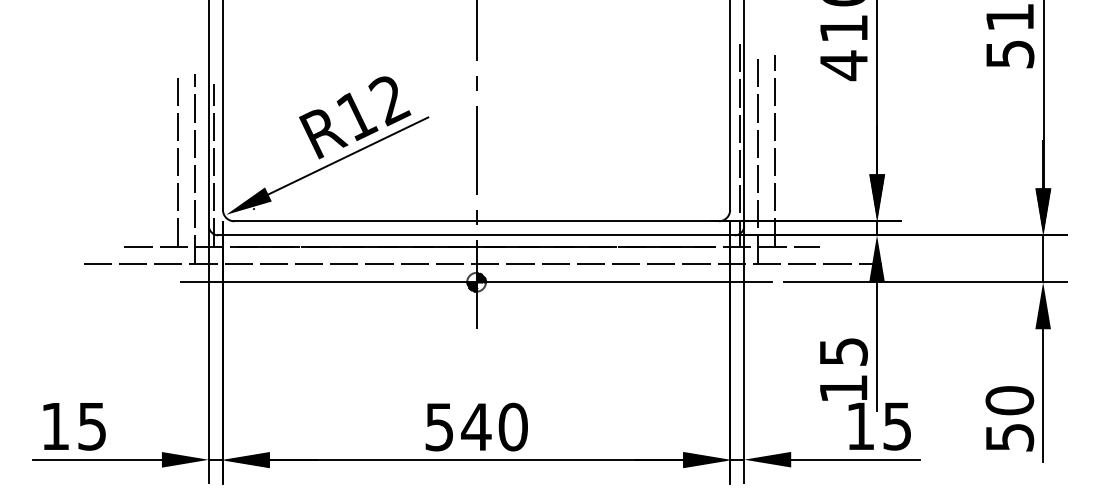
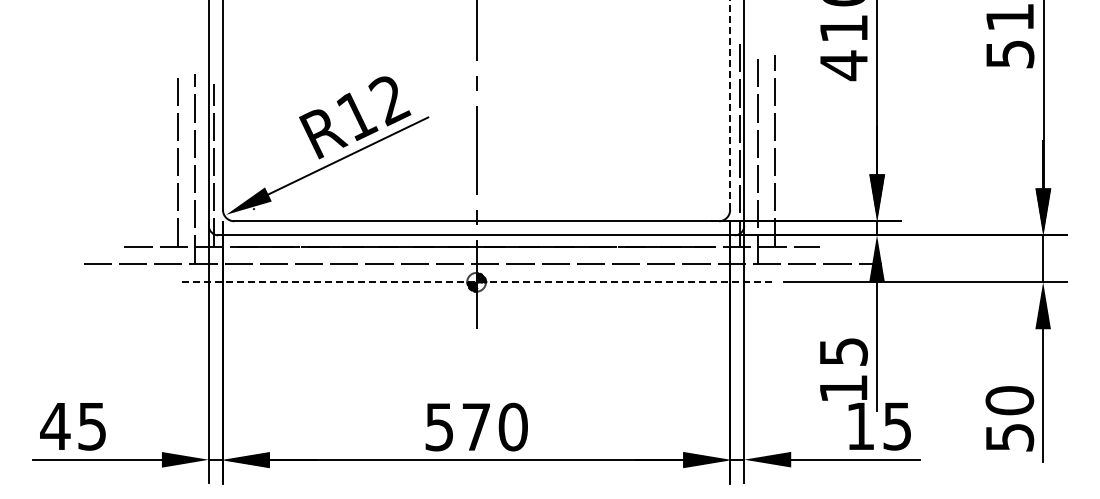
line: solid -> dashed (730, 105)
line: solid -> dashed (476, 282)
text: 15 -> 45 (55, 426)
text: 540 -> 570 (476, 426)
